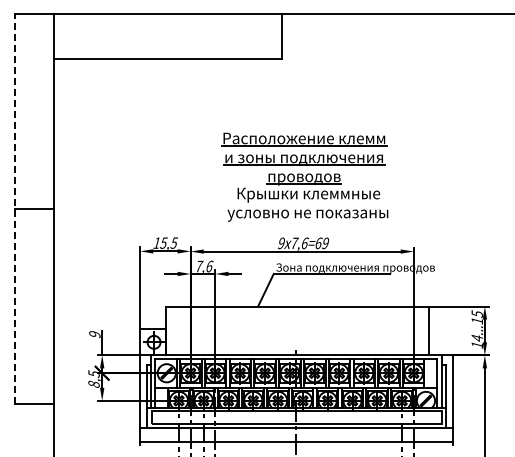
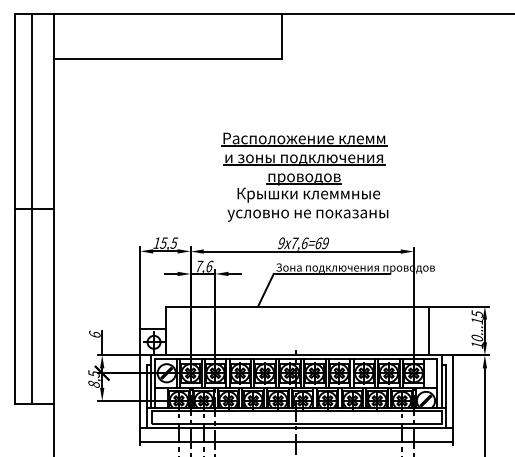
line: dashed -> solid (15, 208)
line: none -> present (31, 208)
text: 9 -> 6 (94, 334)
text: 14...15 -> 10...15 (477, 337)
